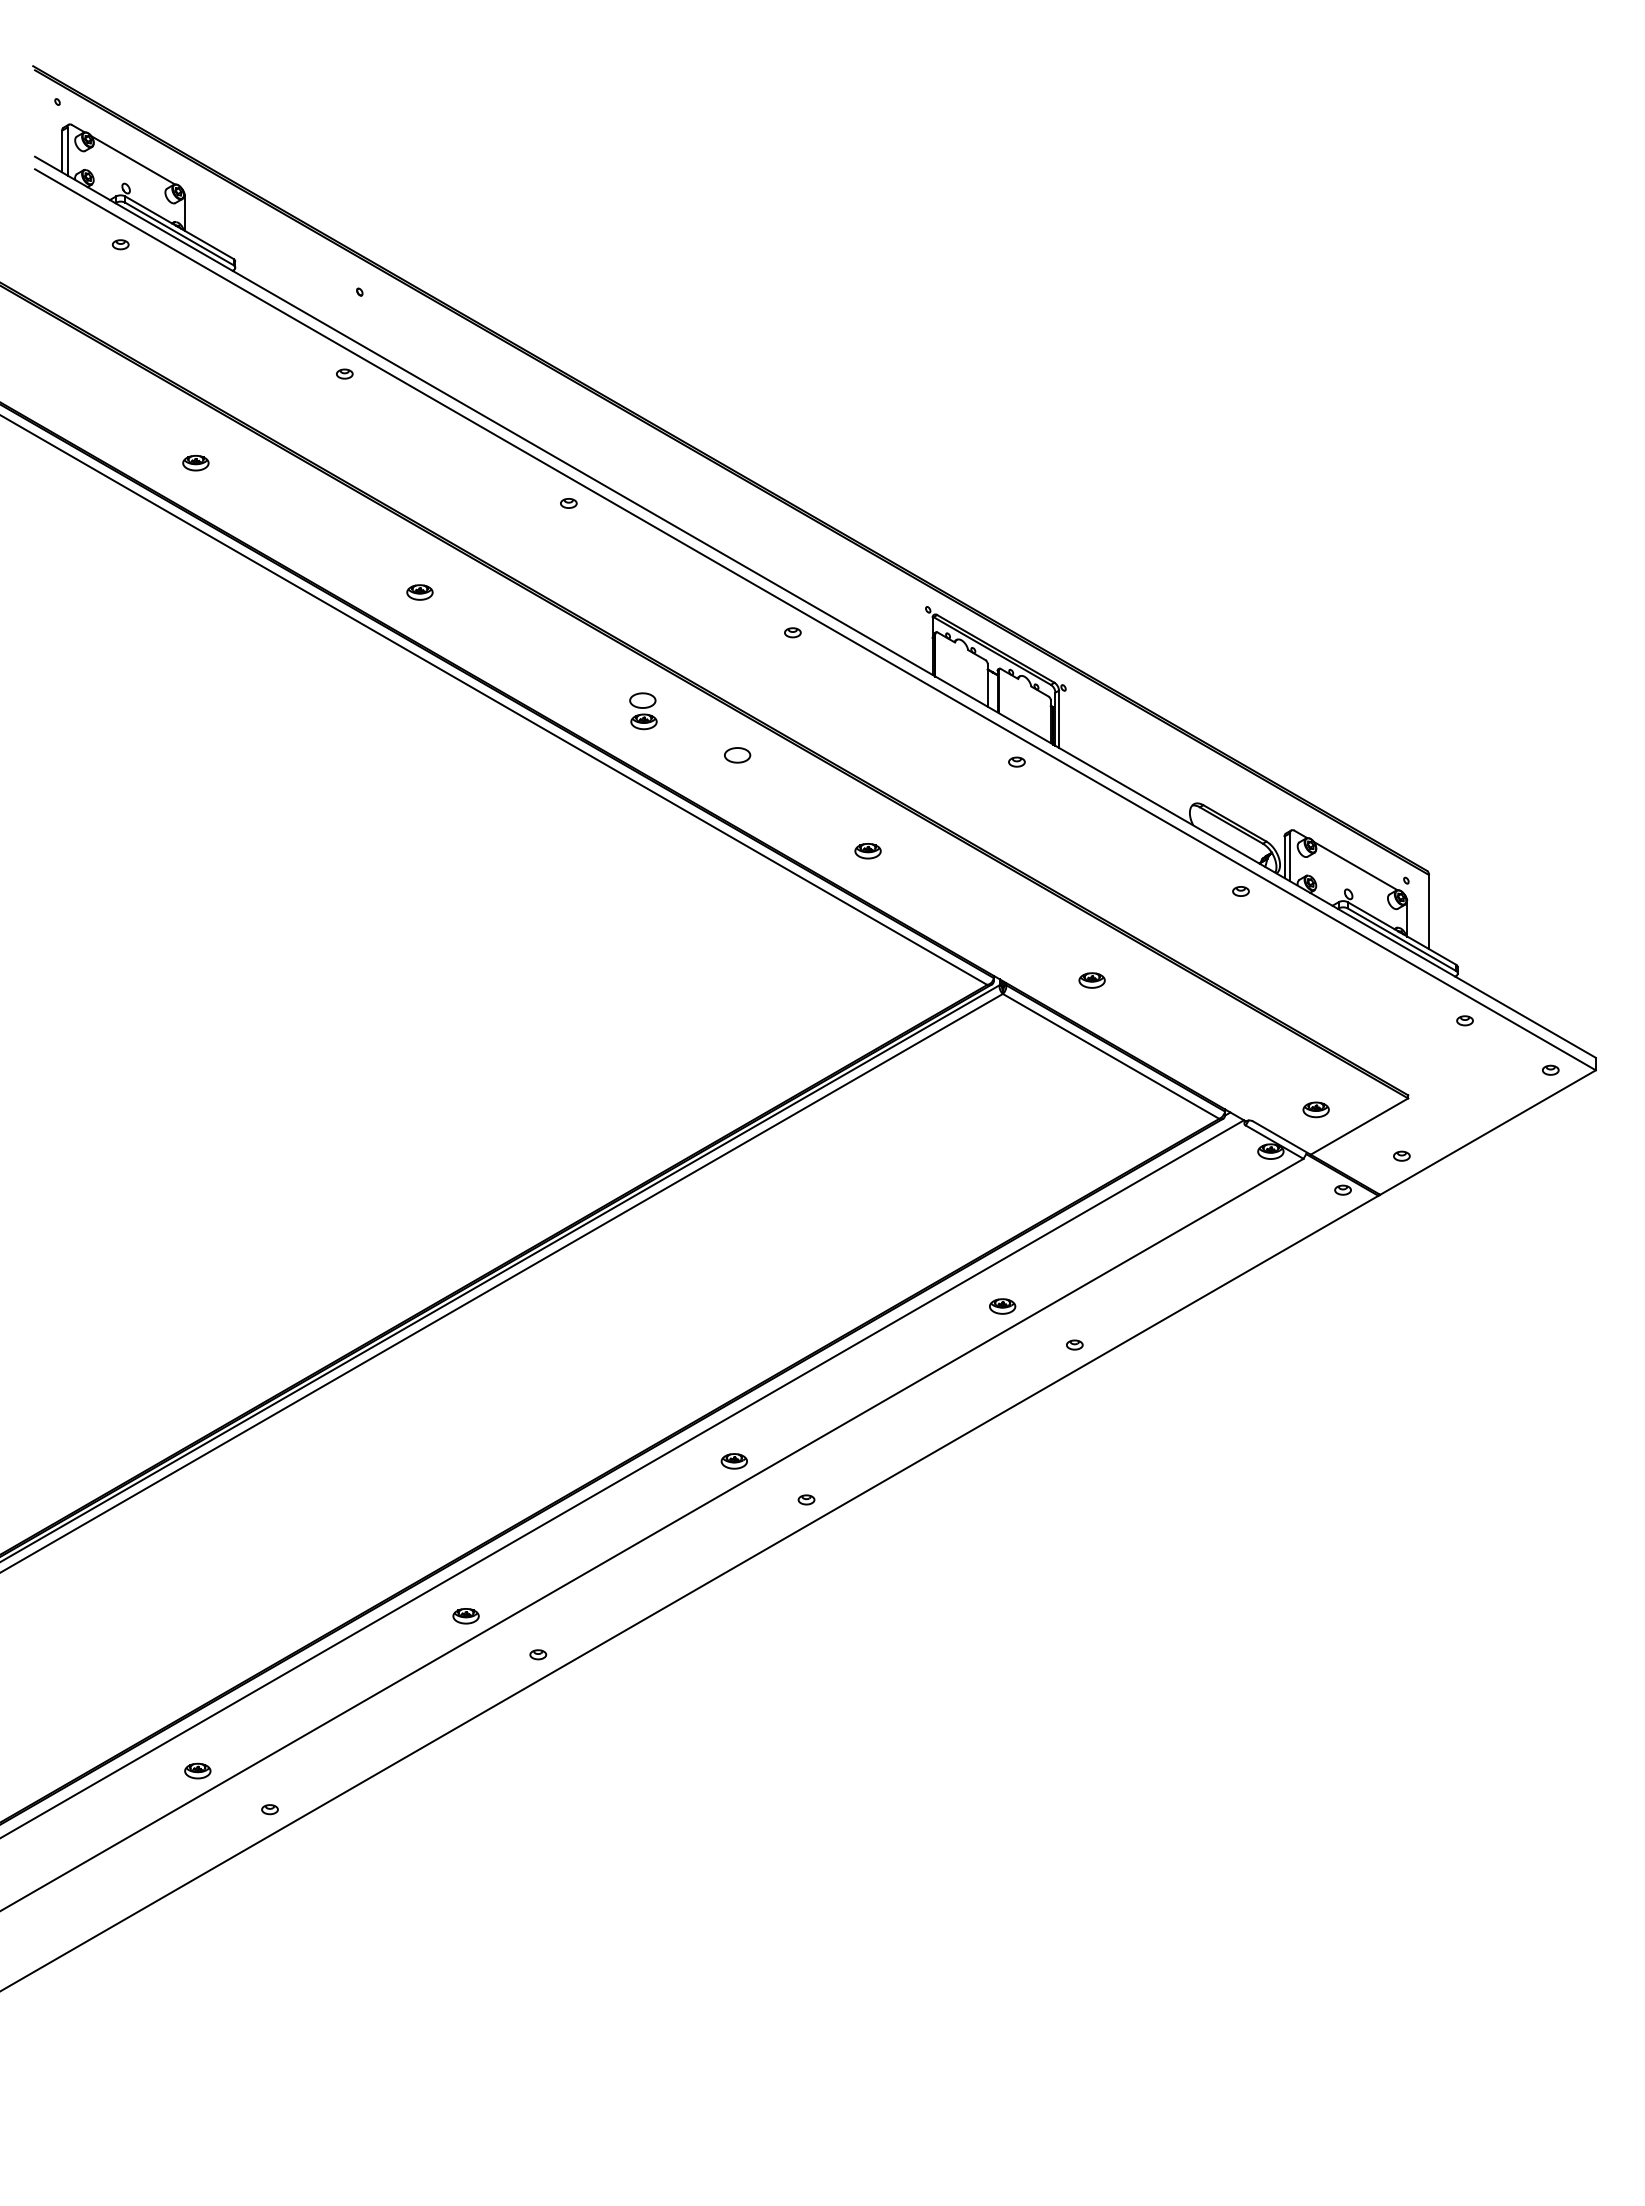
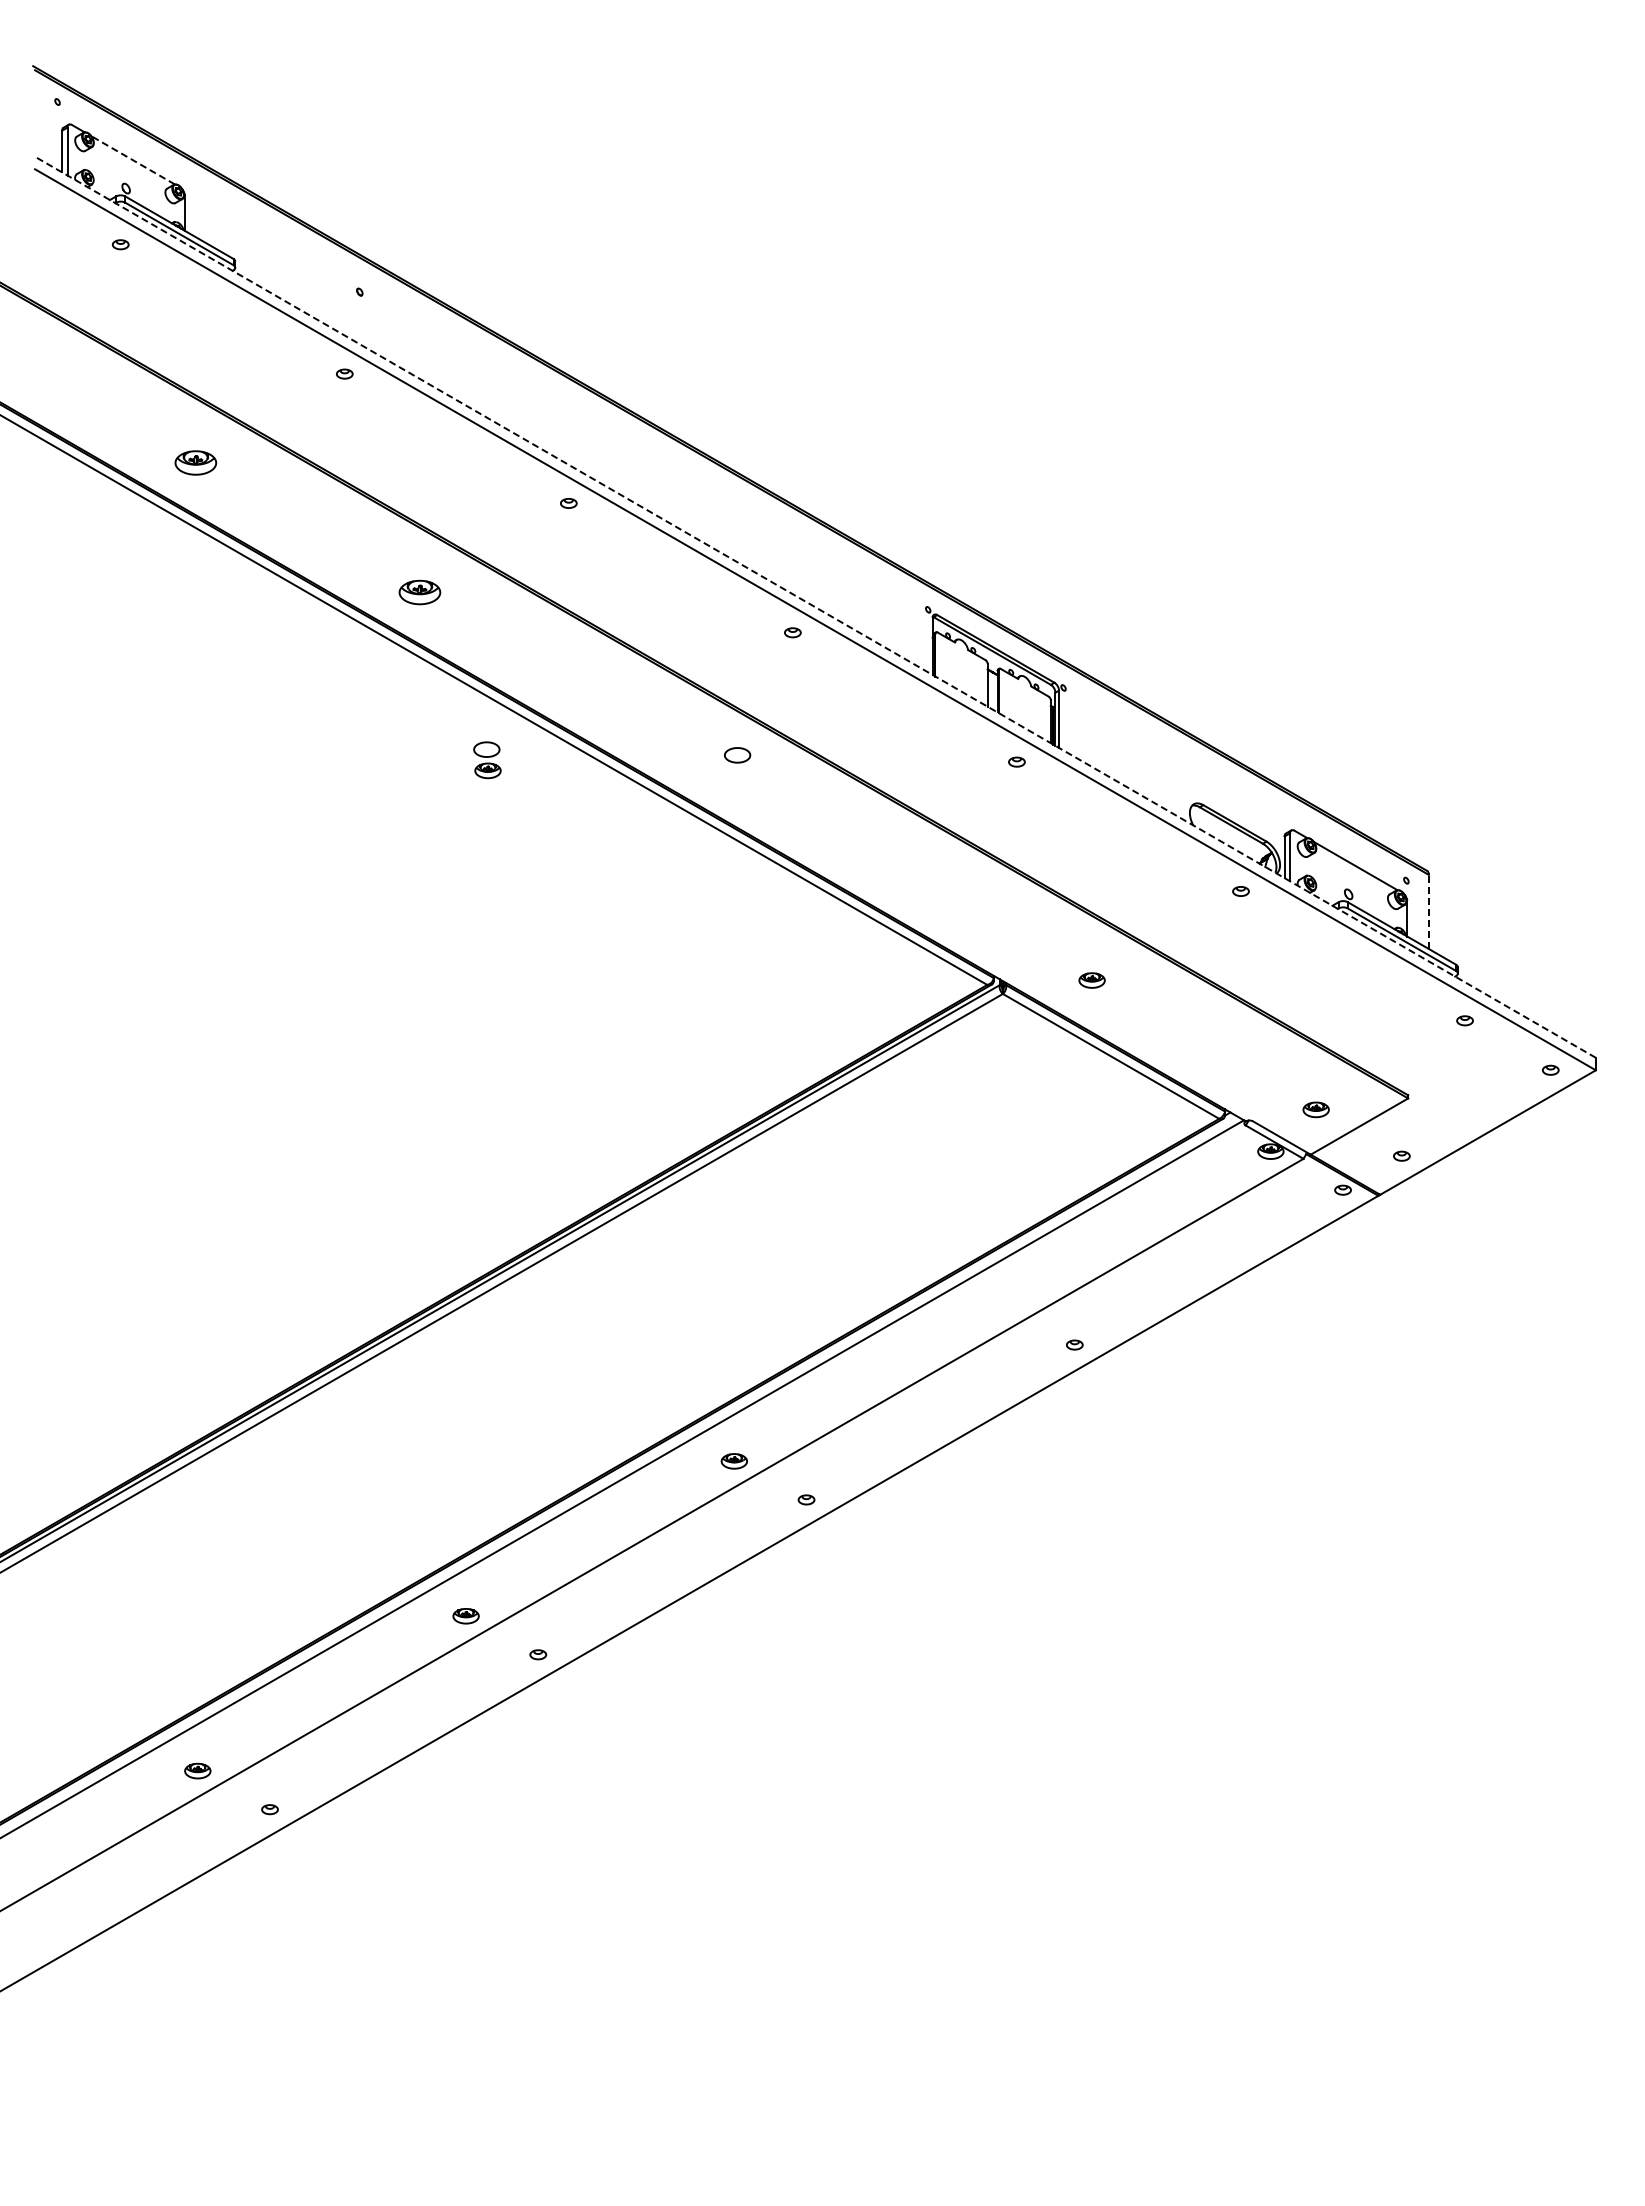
line: solid -> dashed (132, 159)
part size: 28x17 px -> 44x26 px (195, 462)
part size: 28x17 px -> 44x27 px (419, 592)
line: solid -> dashed (815, 607)
part position: (643, 711) -> (487, 760) (487, 760)
part: present -> none (867, 851)
line: solid -> dashed (1428, 911)
part: present -> none (1002, 1306)
